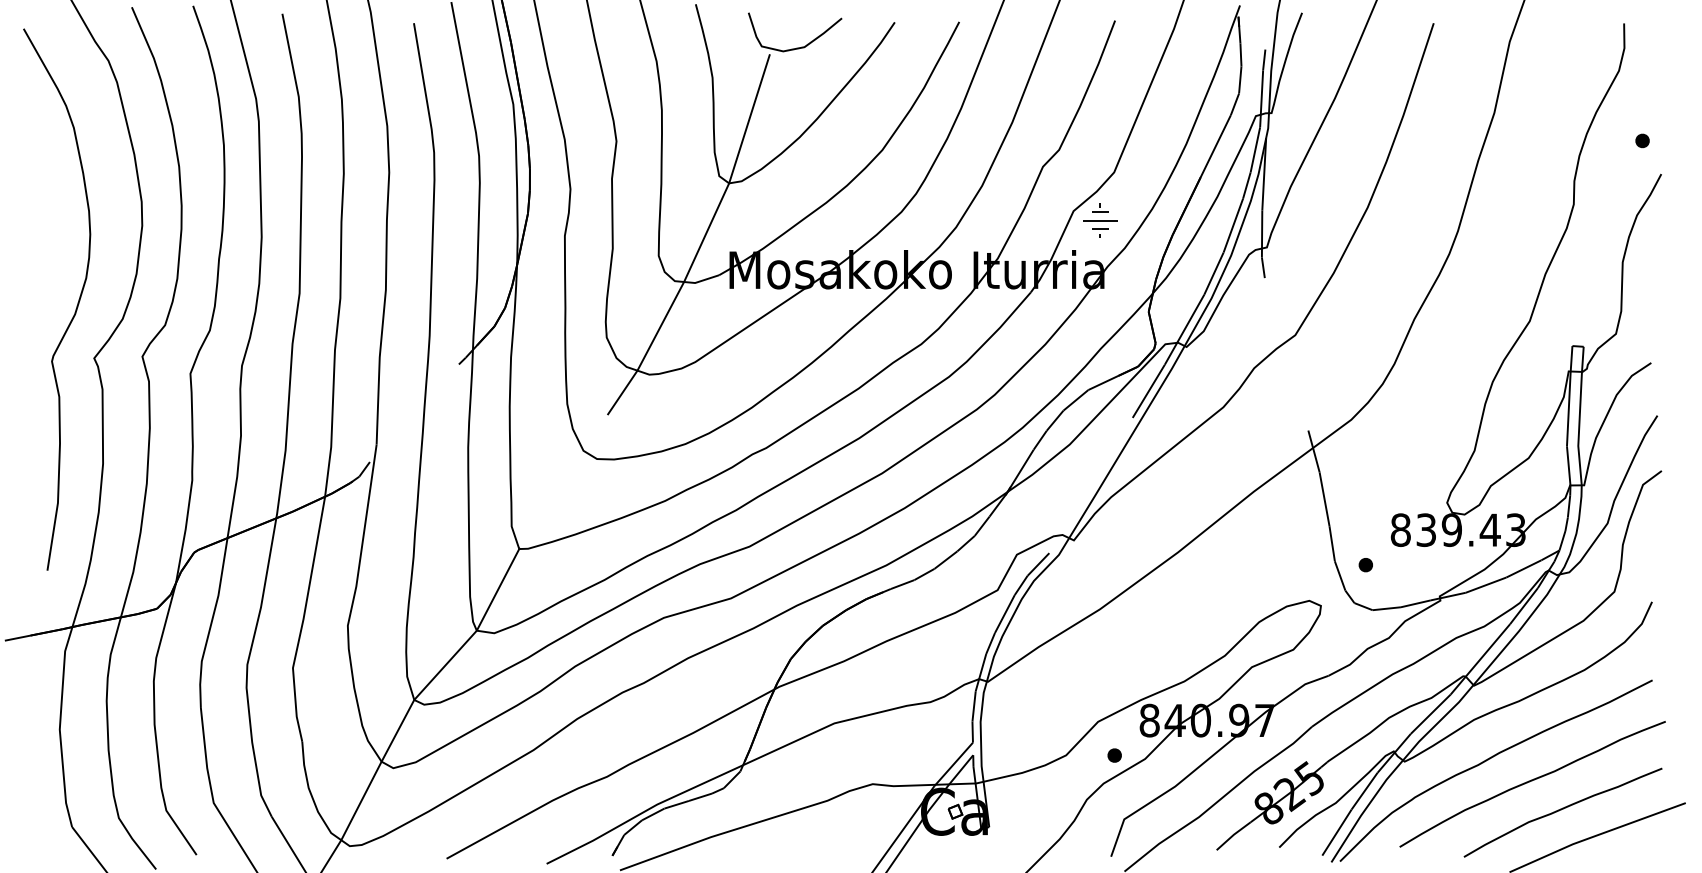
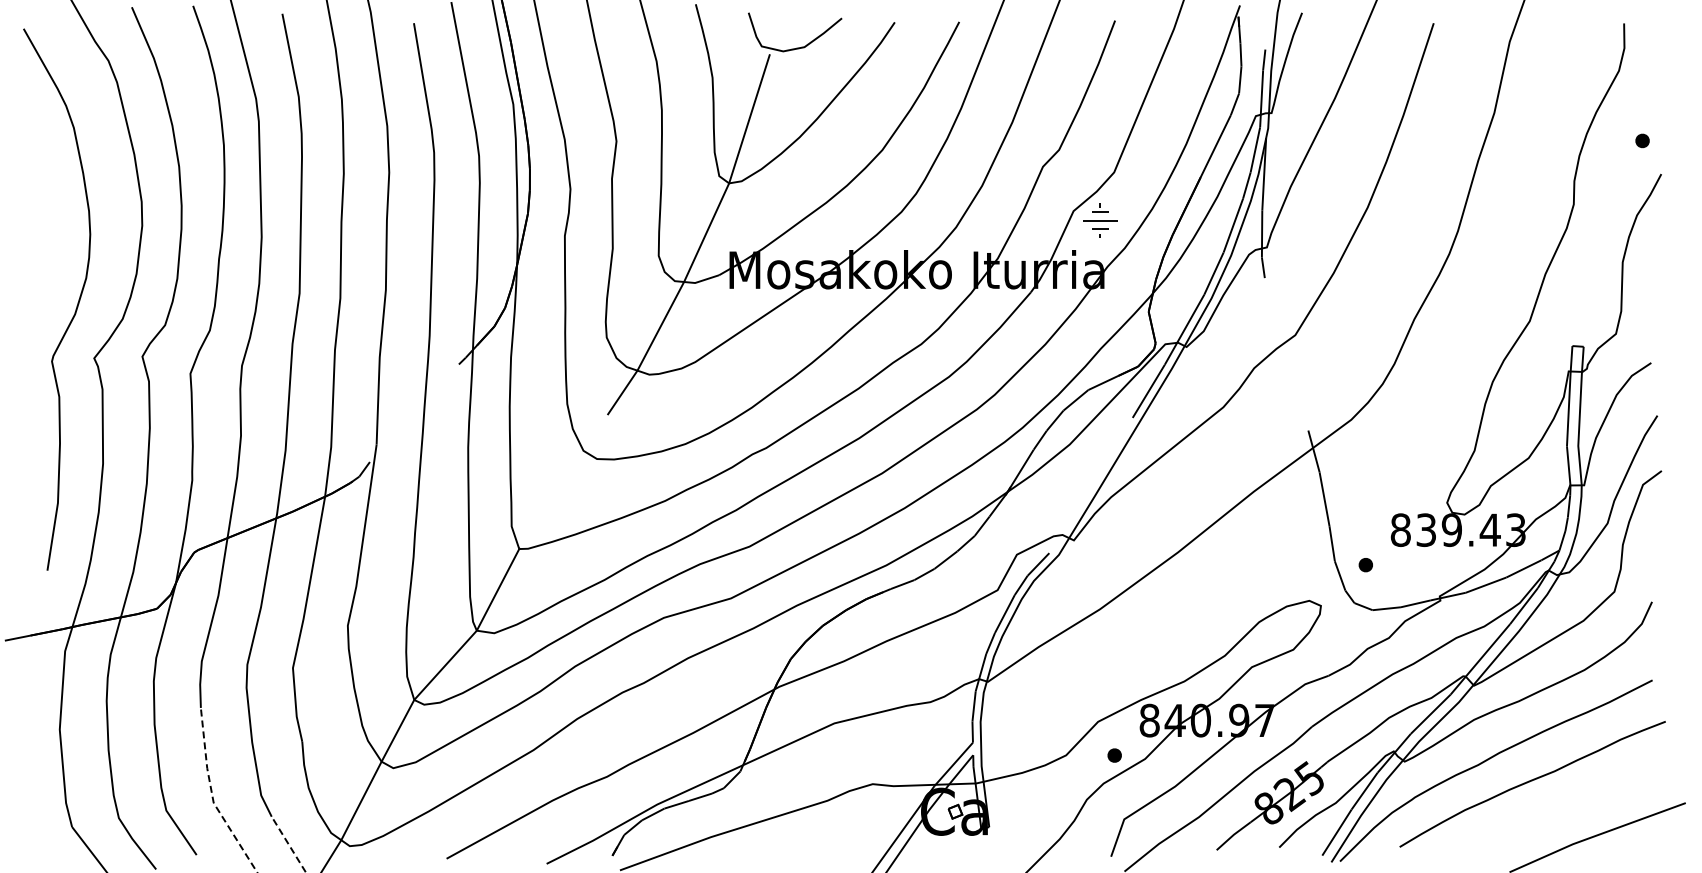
line: solid -> dashed (212, 795)
curve: present -> none (1561, 810)
line: solid -> dashed (288, 844)
